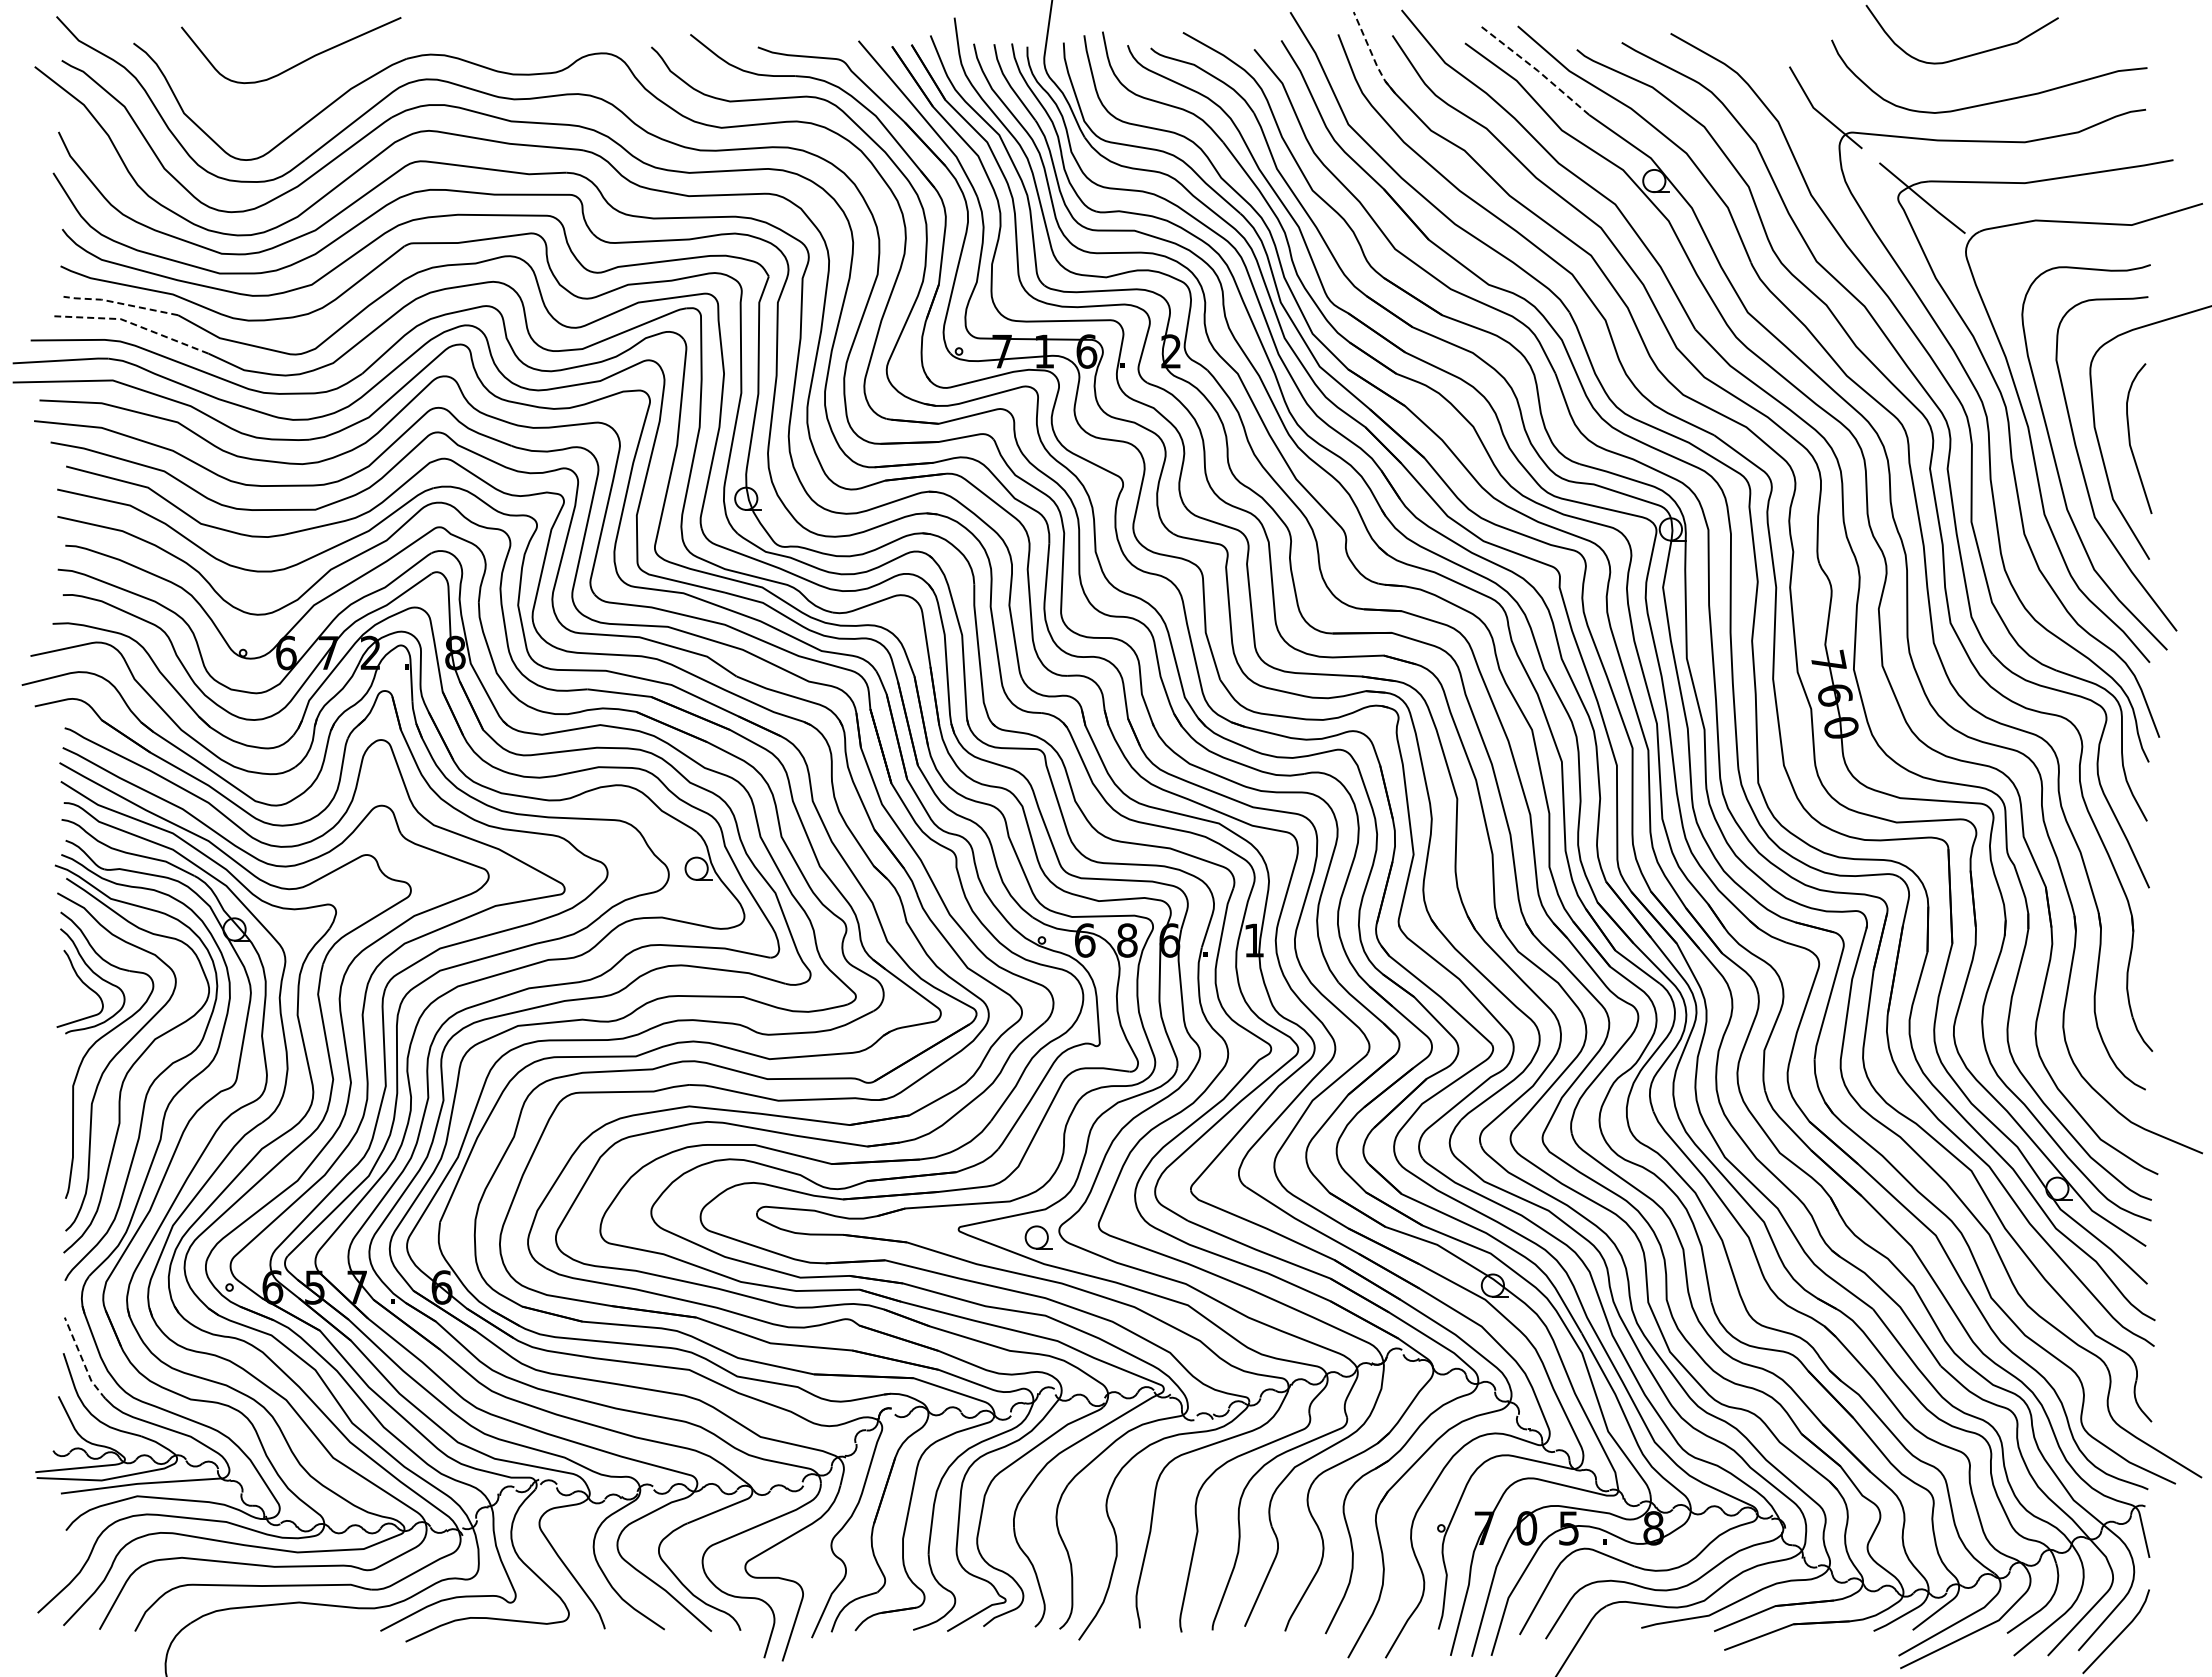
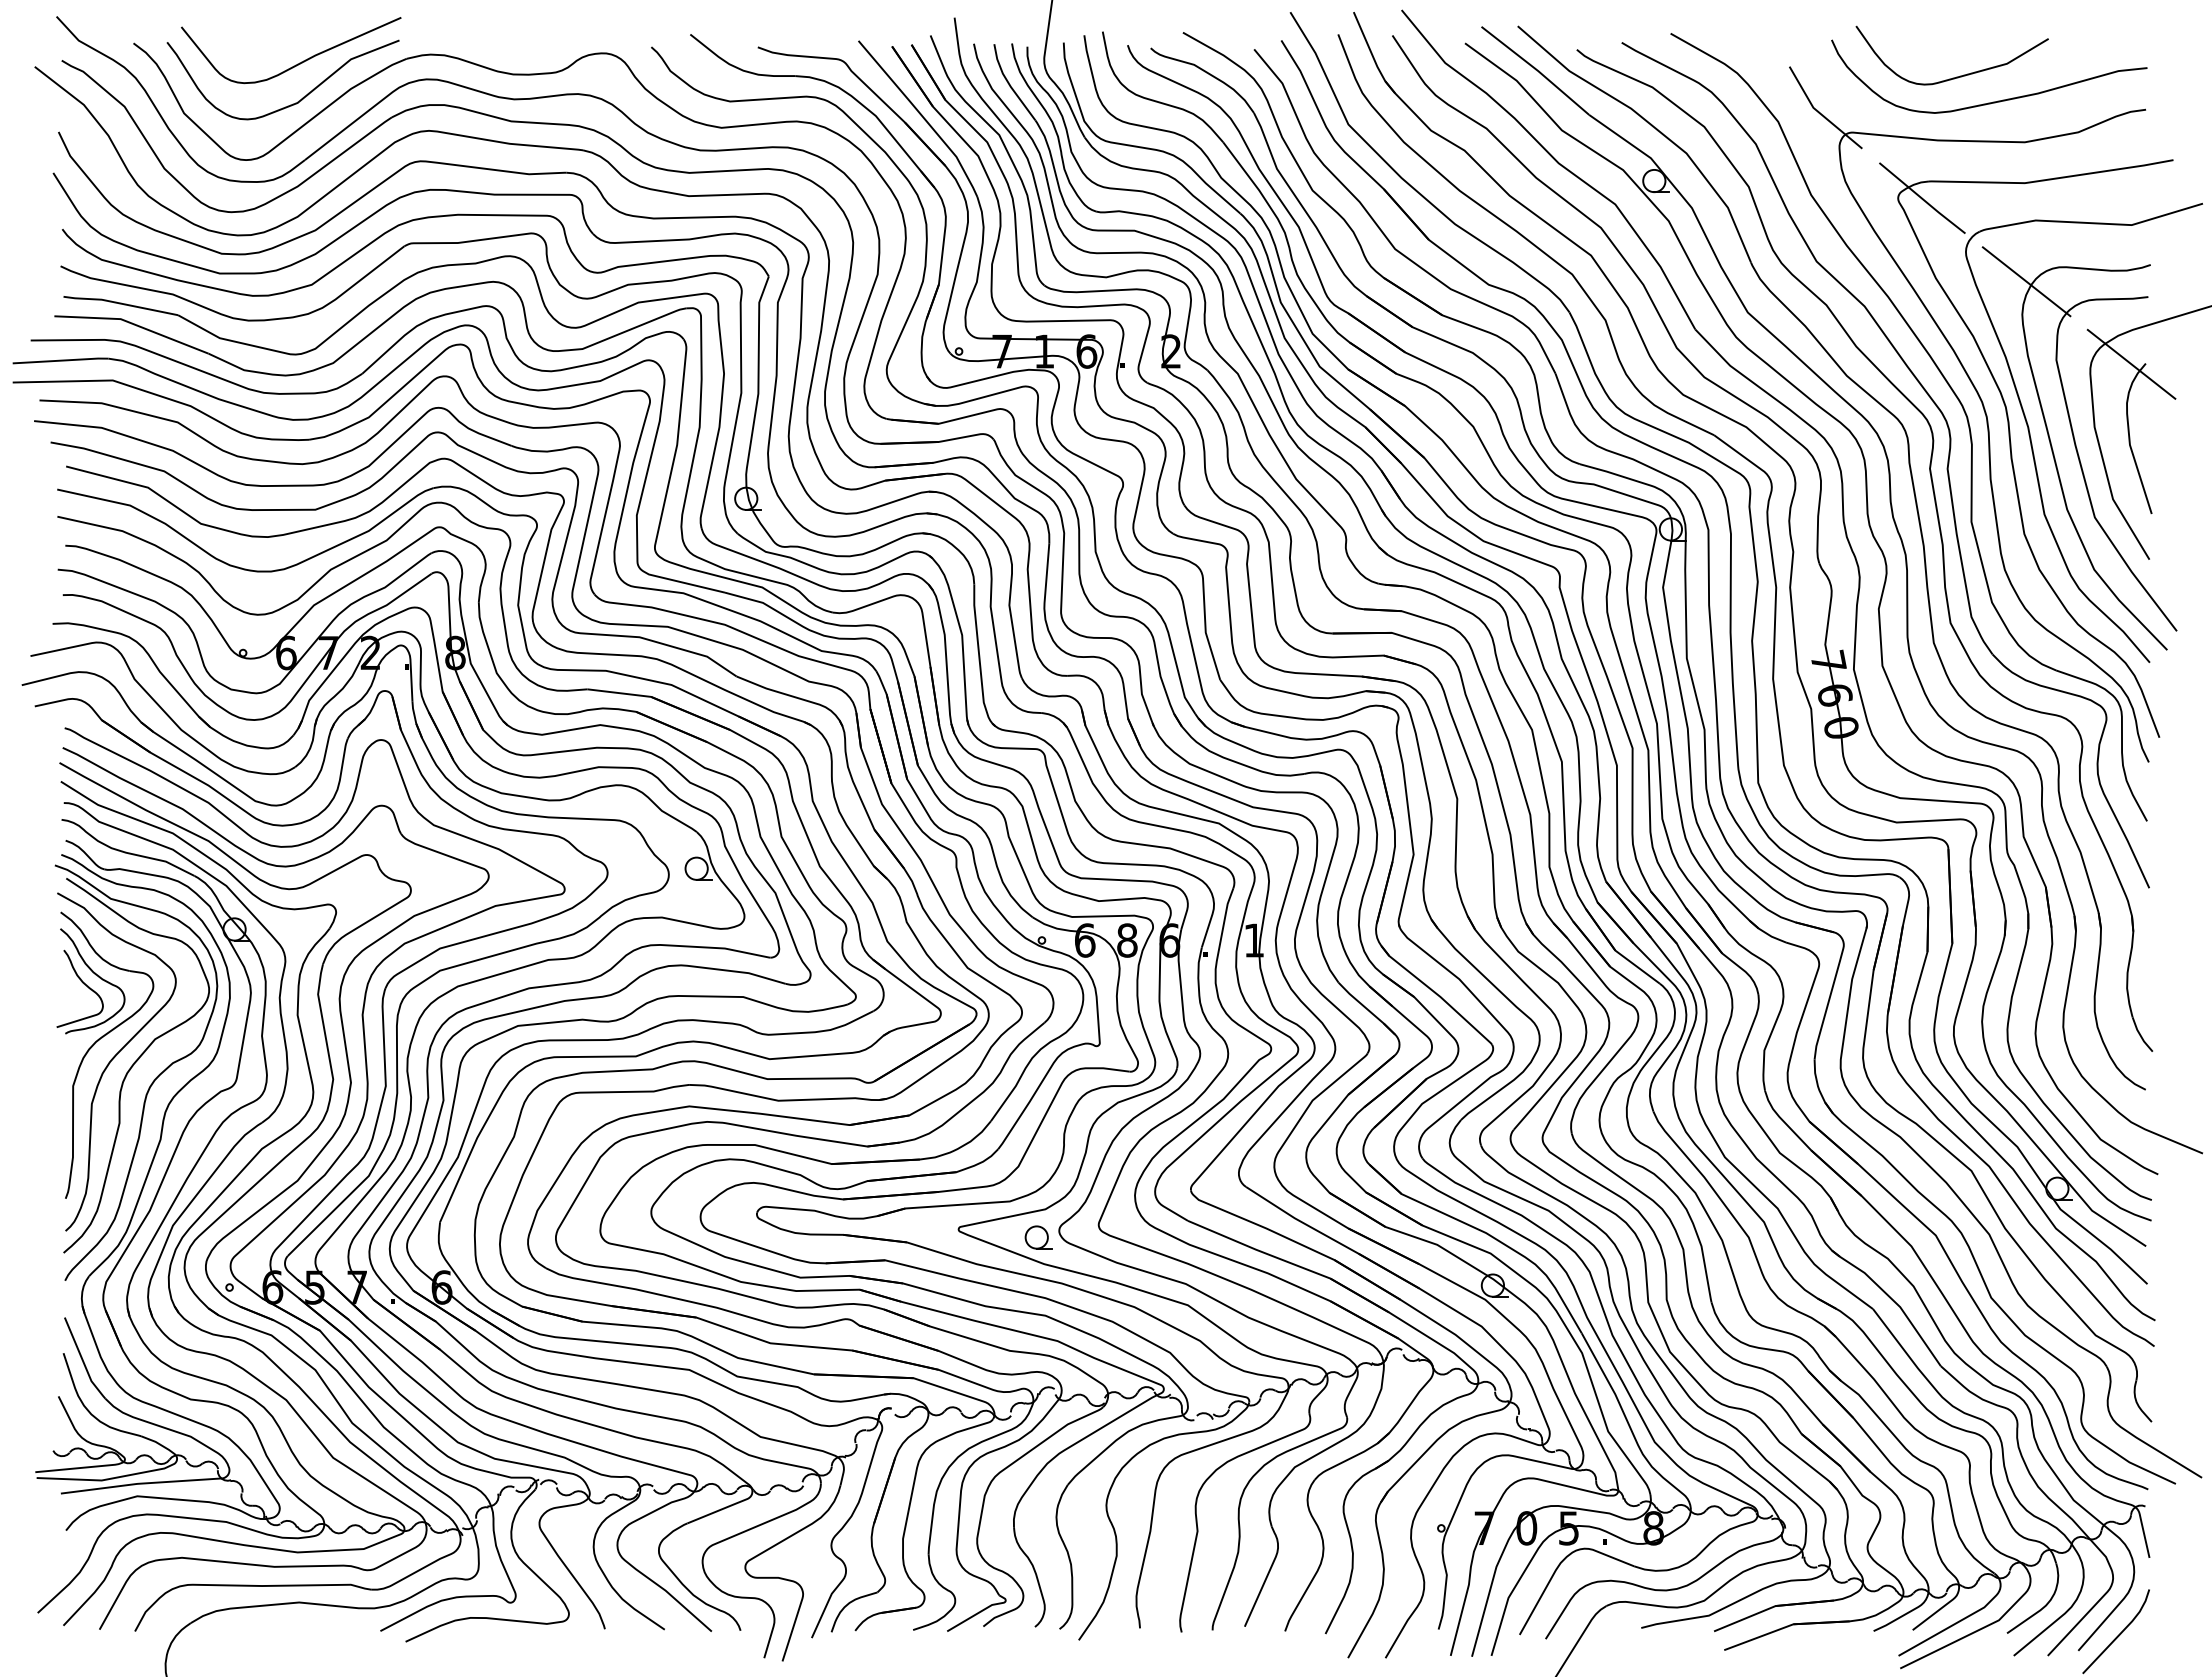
line: dashed -> solid (1372, 55)
curve position: (1966, 55) -> (1956, 76) (1956, 76)
line: dashed -> solid (1536, 69)
curve: none -> present (290, 104)
line: none -> present (2026, 281)
line: dashed -> solid (119, 303)
line: dashed -> solid (132, 323)
line: none -> present (2131, 363)
line: dashed -> solid (83, 1361)
